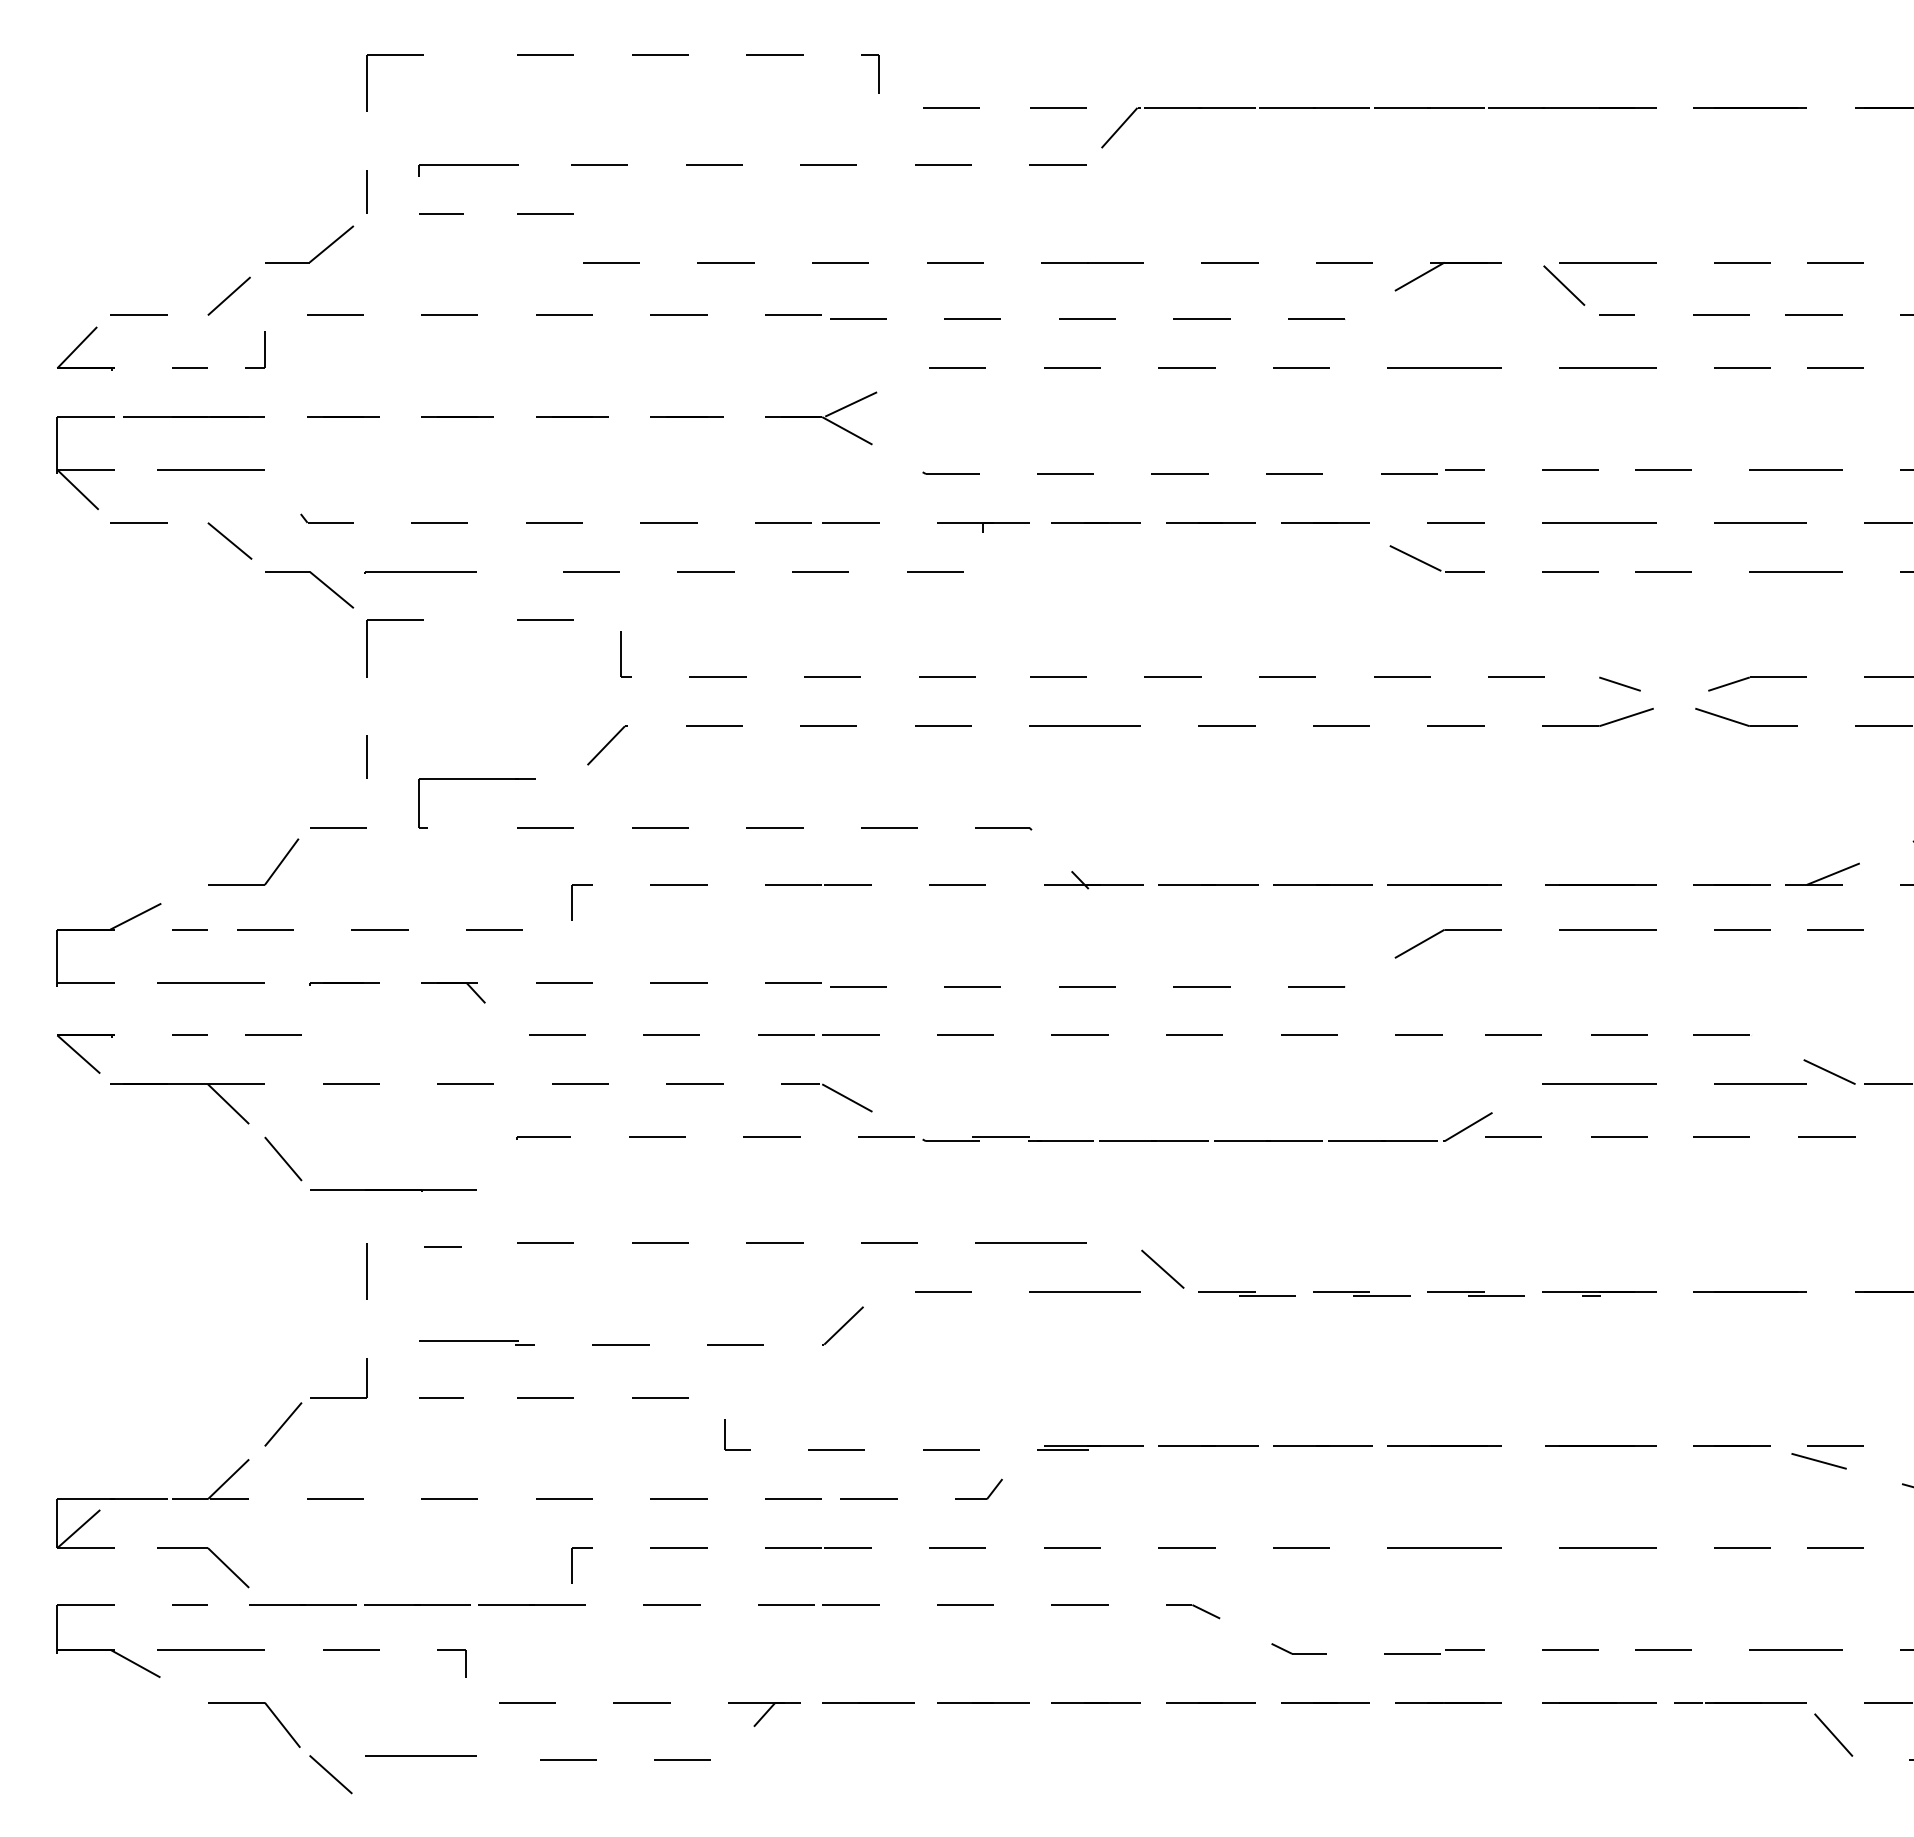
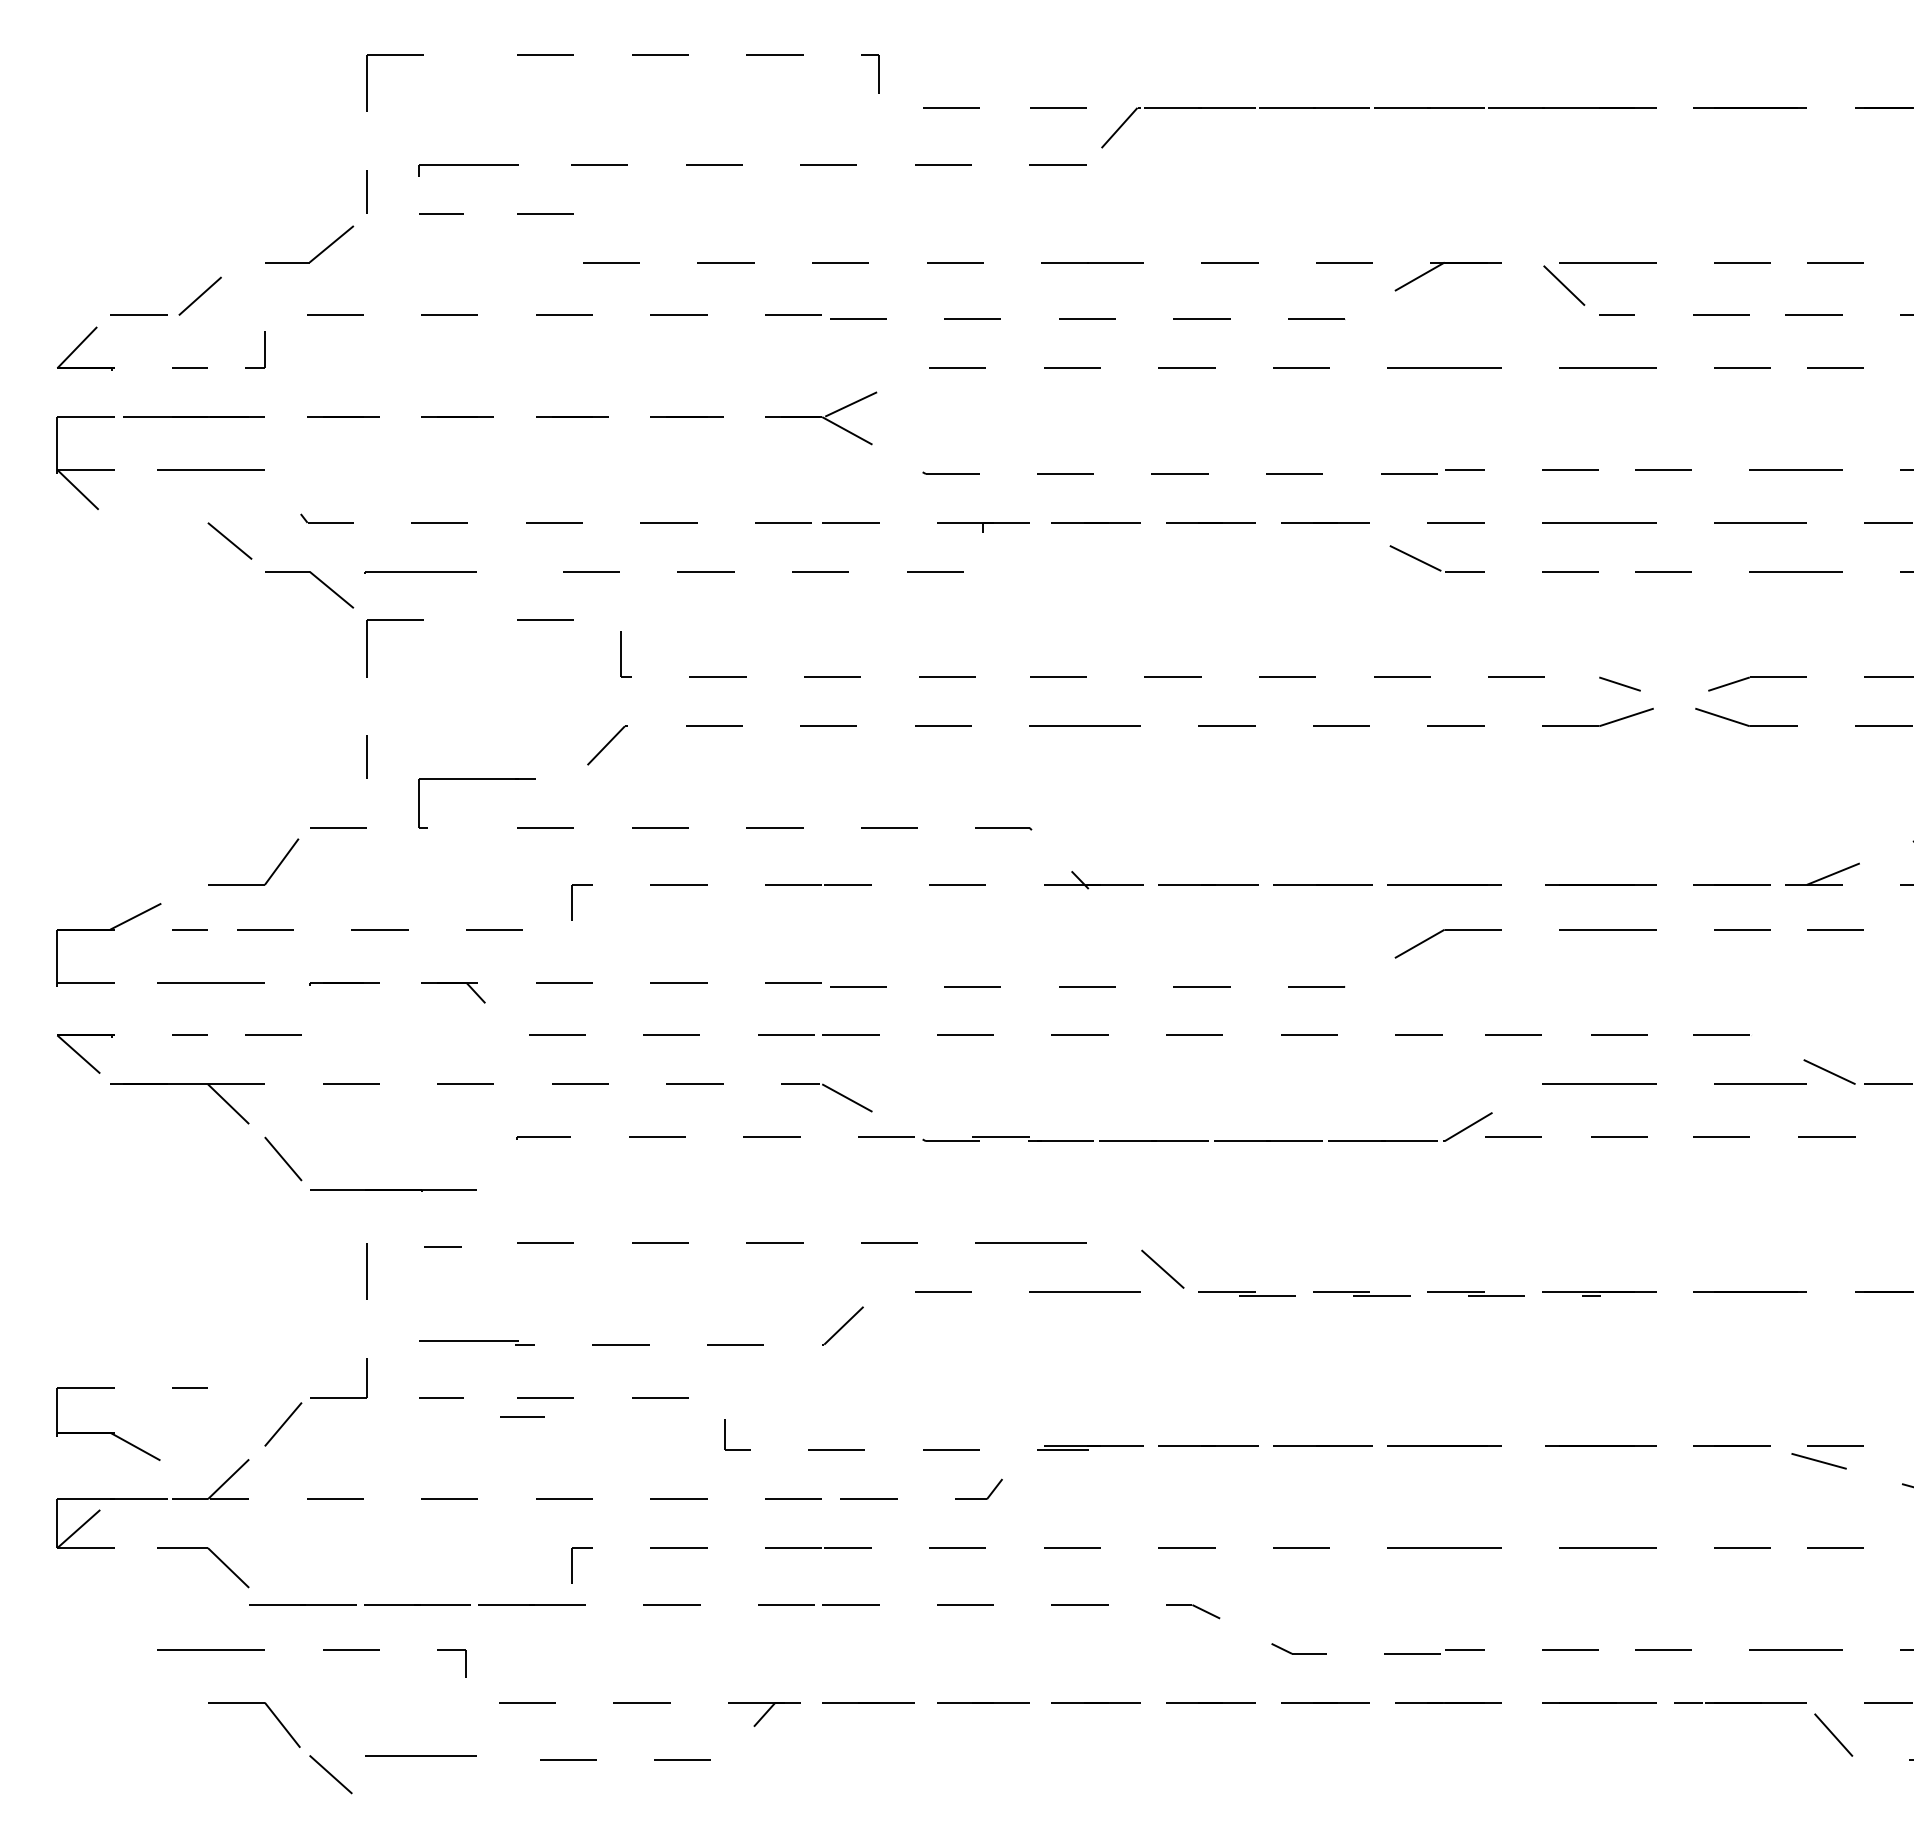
line position: (228, 295) -> (199, 295) (199, 295)
line: present -> none (138, 522)
line: none -> present (522, 1416)
part position: (121, 1654) -> (121, 1437) (121, 1437)
